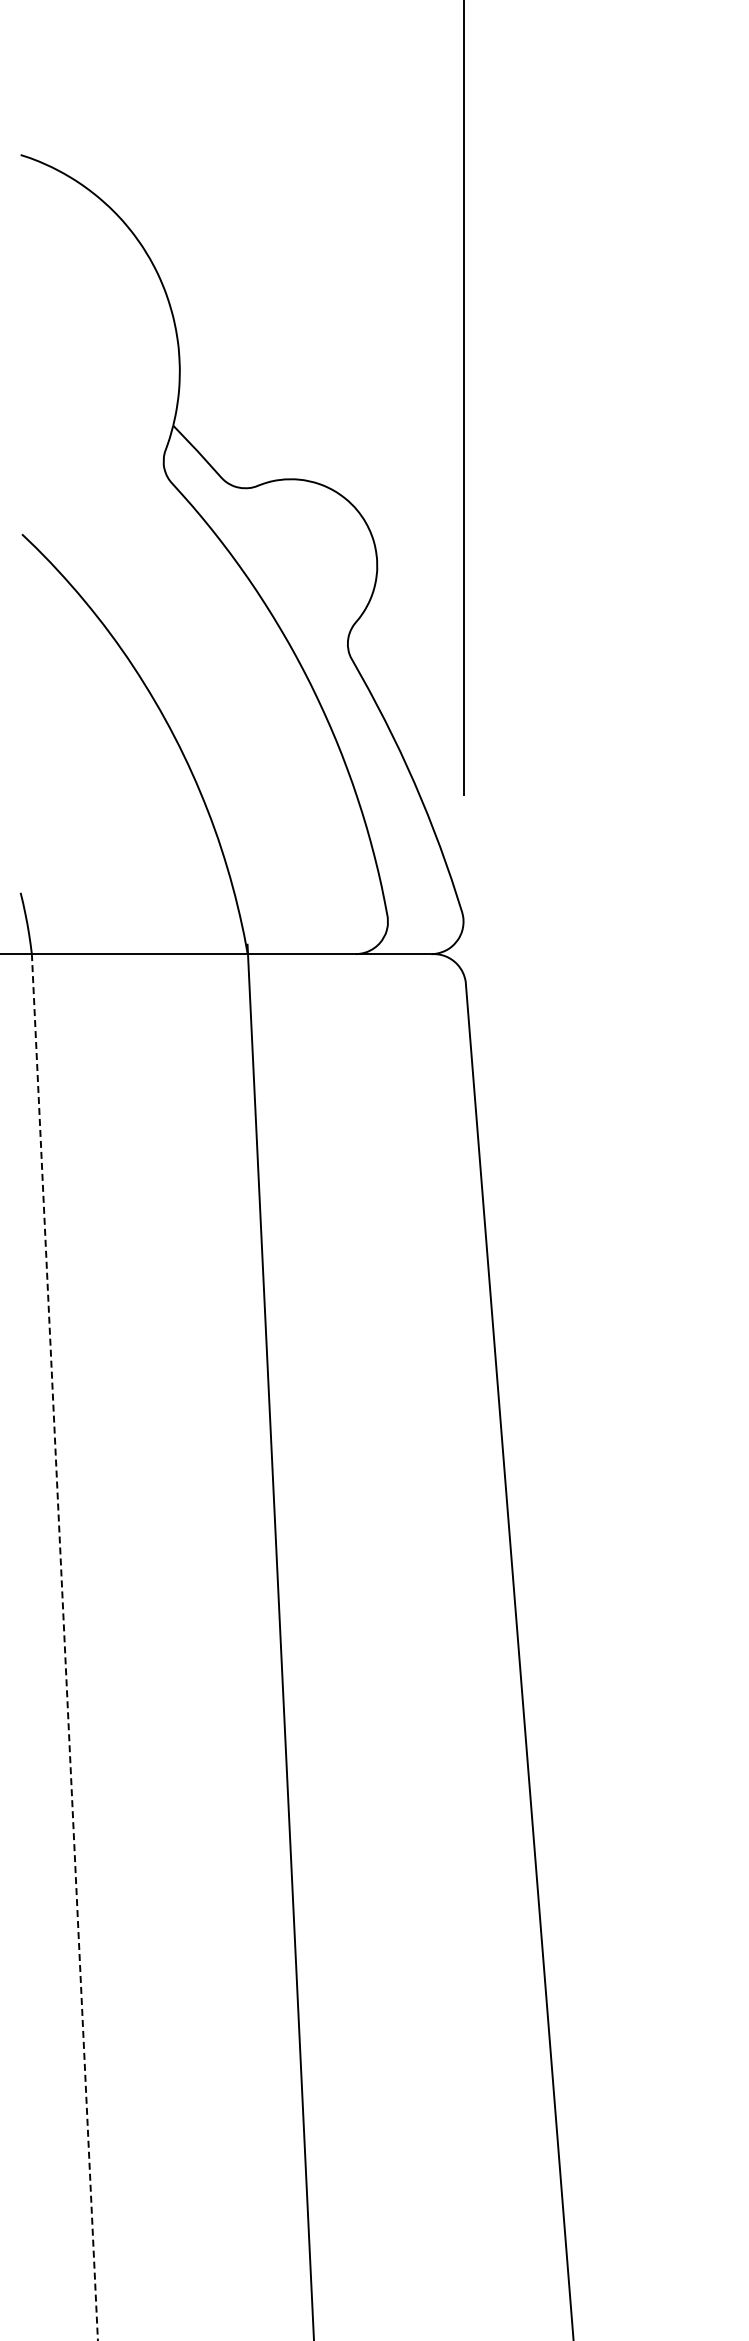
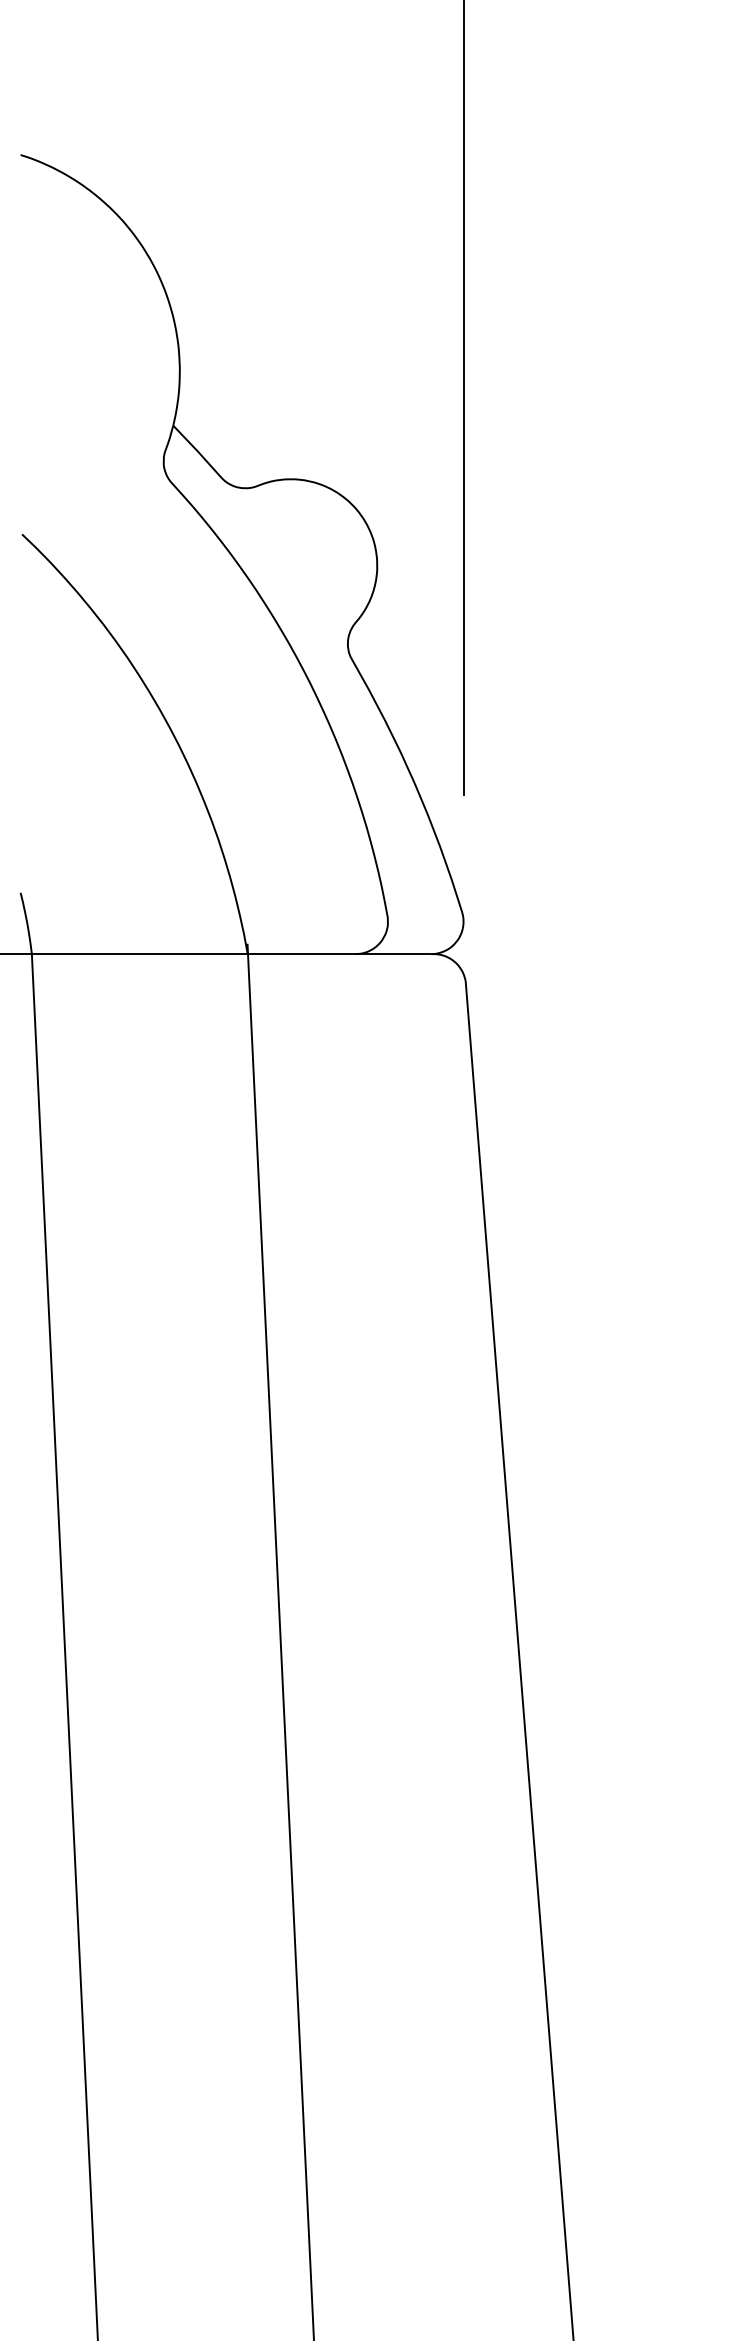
line: dashed -> solid (64, 1647)
